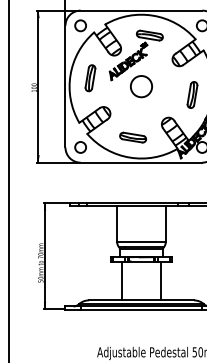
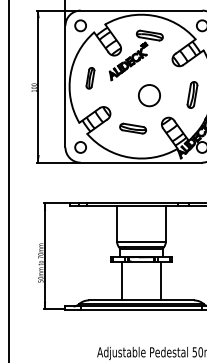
part size: 13x29 px -> 11x23 px (90, 78)
circle position: (141, 86) -> (149, 95) (149, 95)
part position: (133, 137) -> (133, 128) (133, 128)
